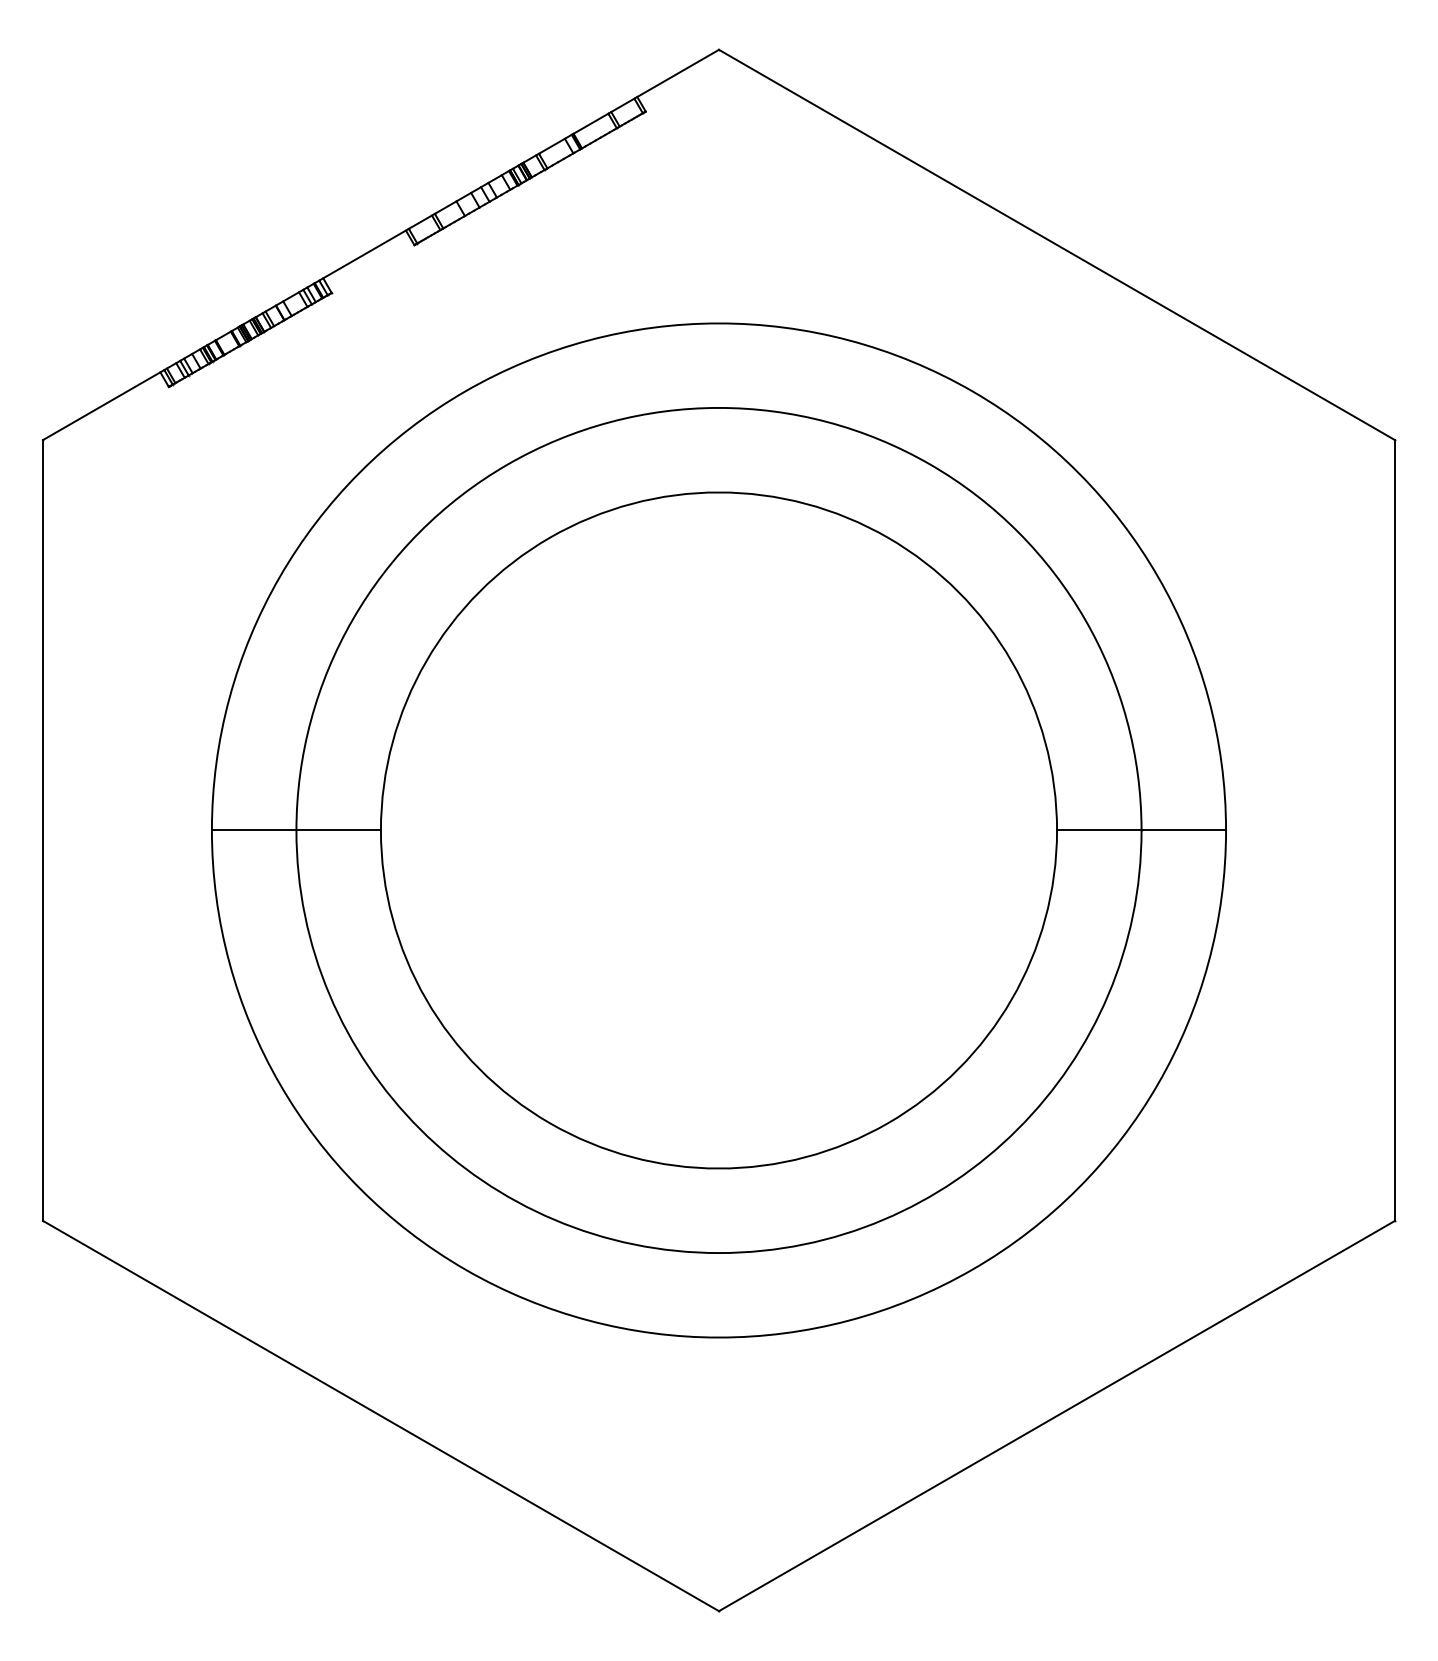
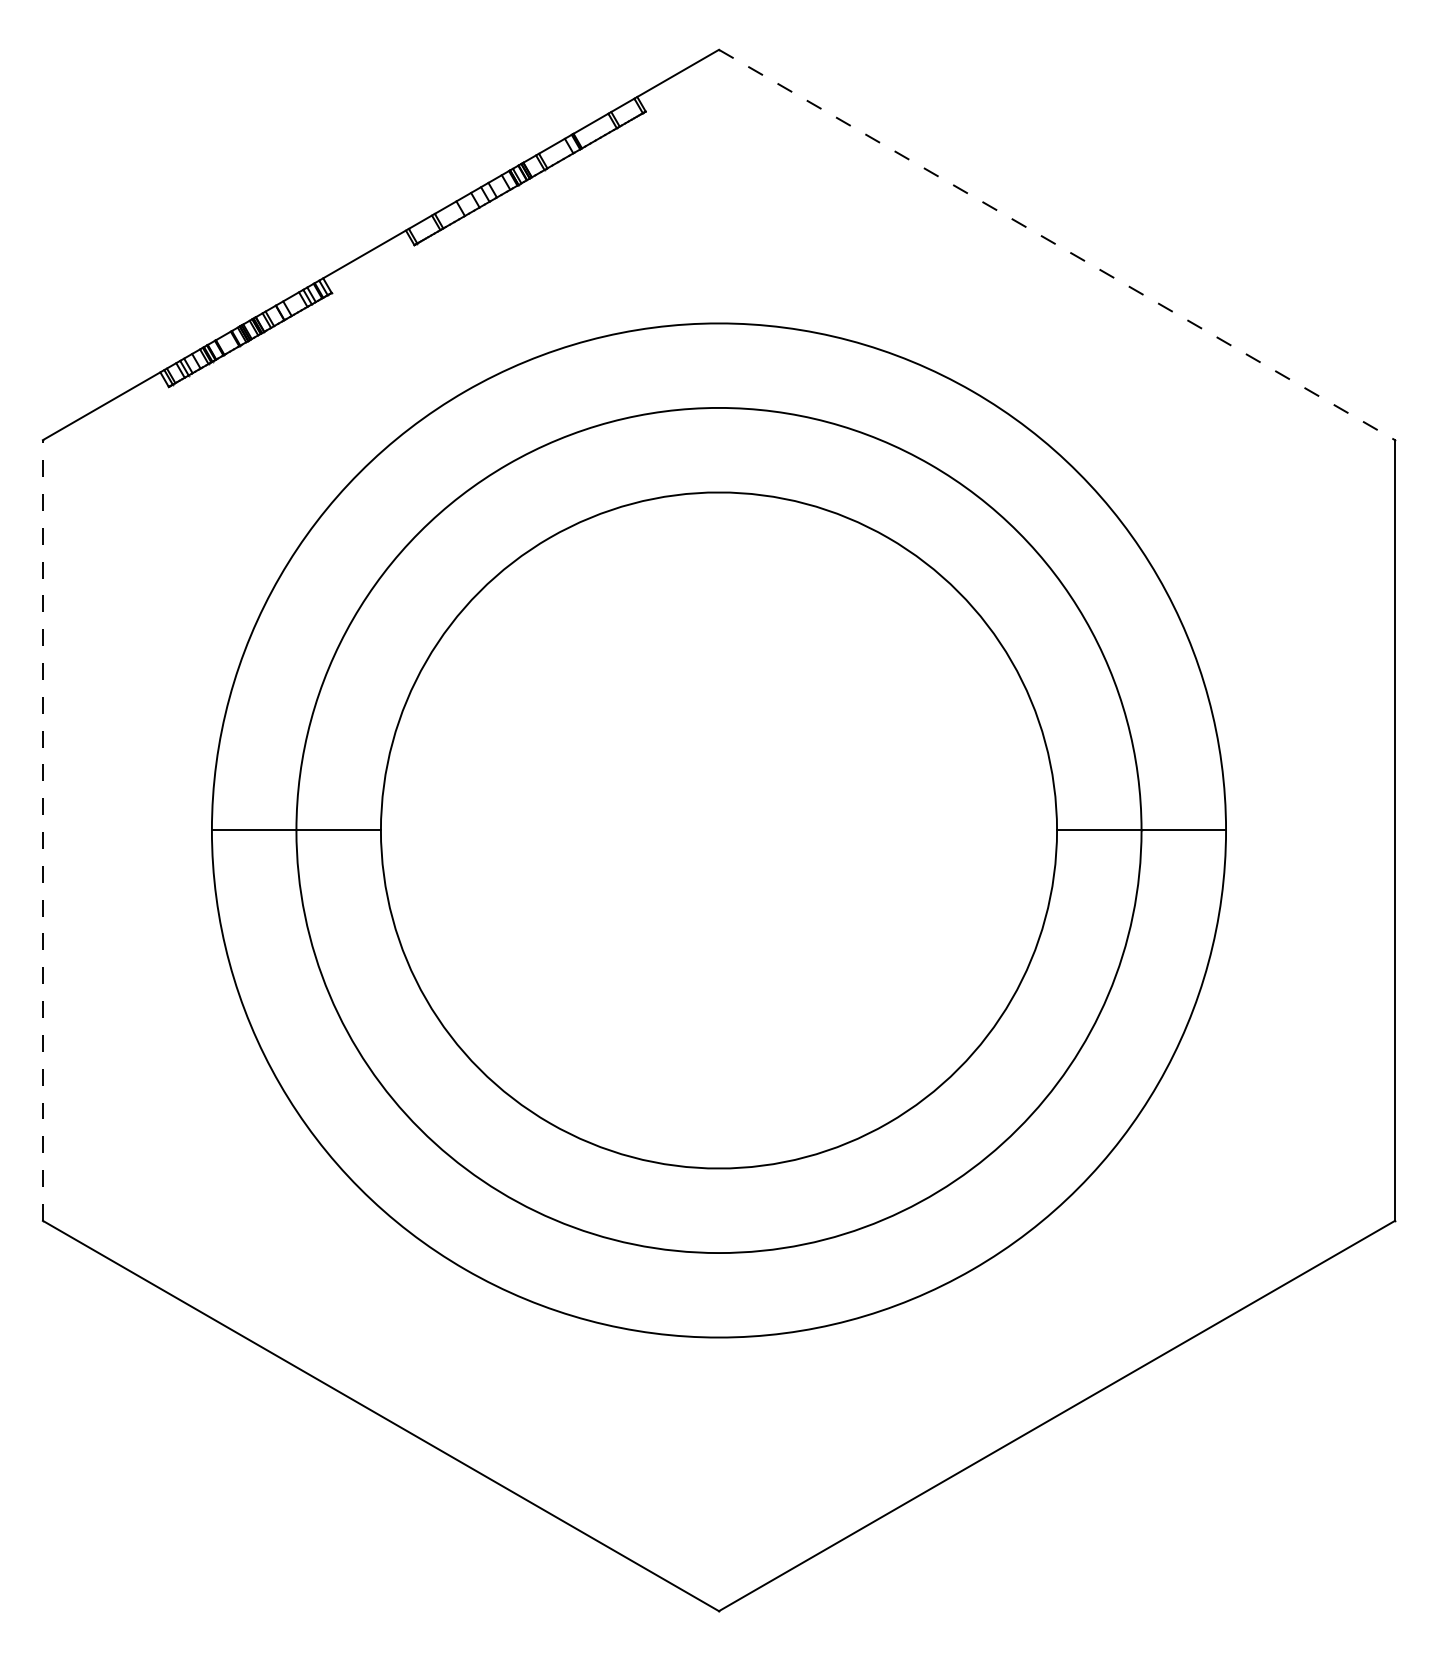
line: solid -> dashed (1057, 245)
line: solid -> dashed (42, 830)
